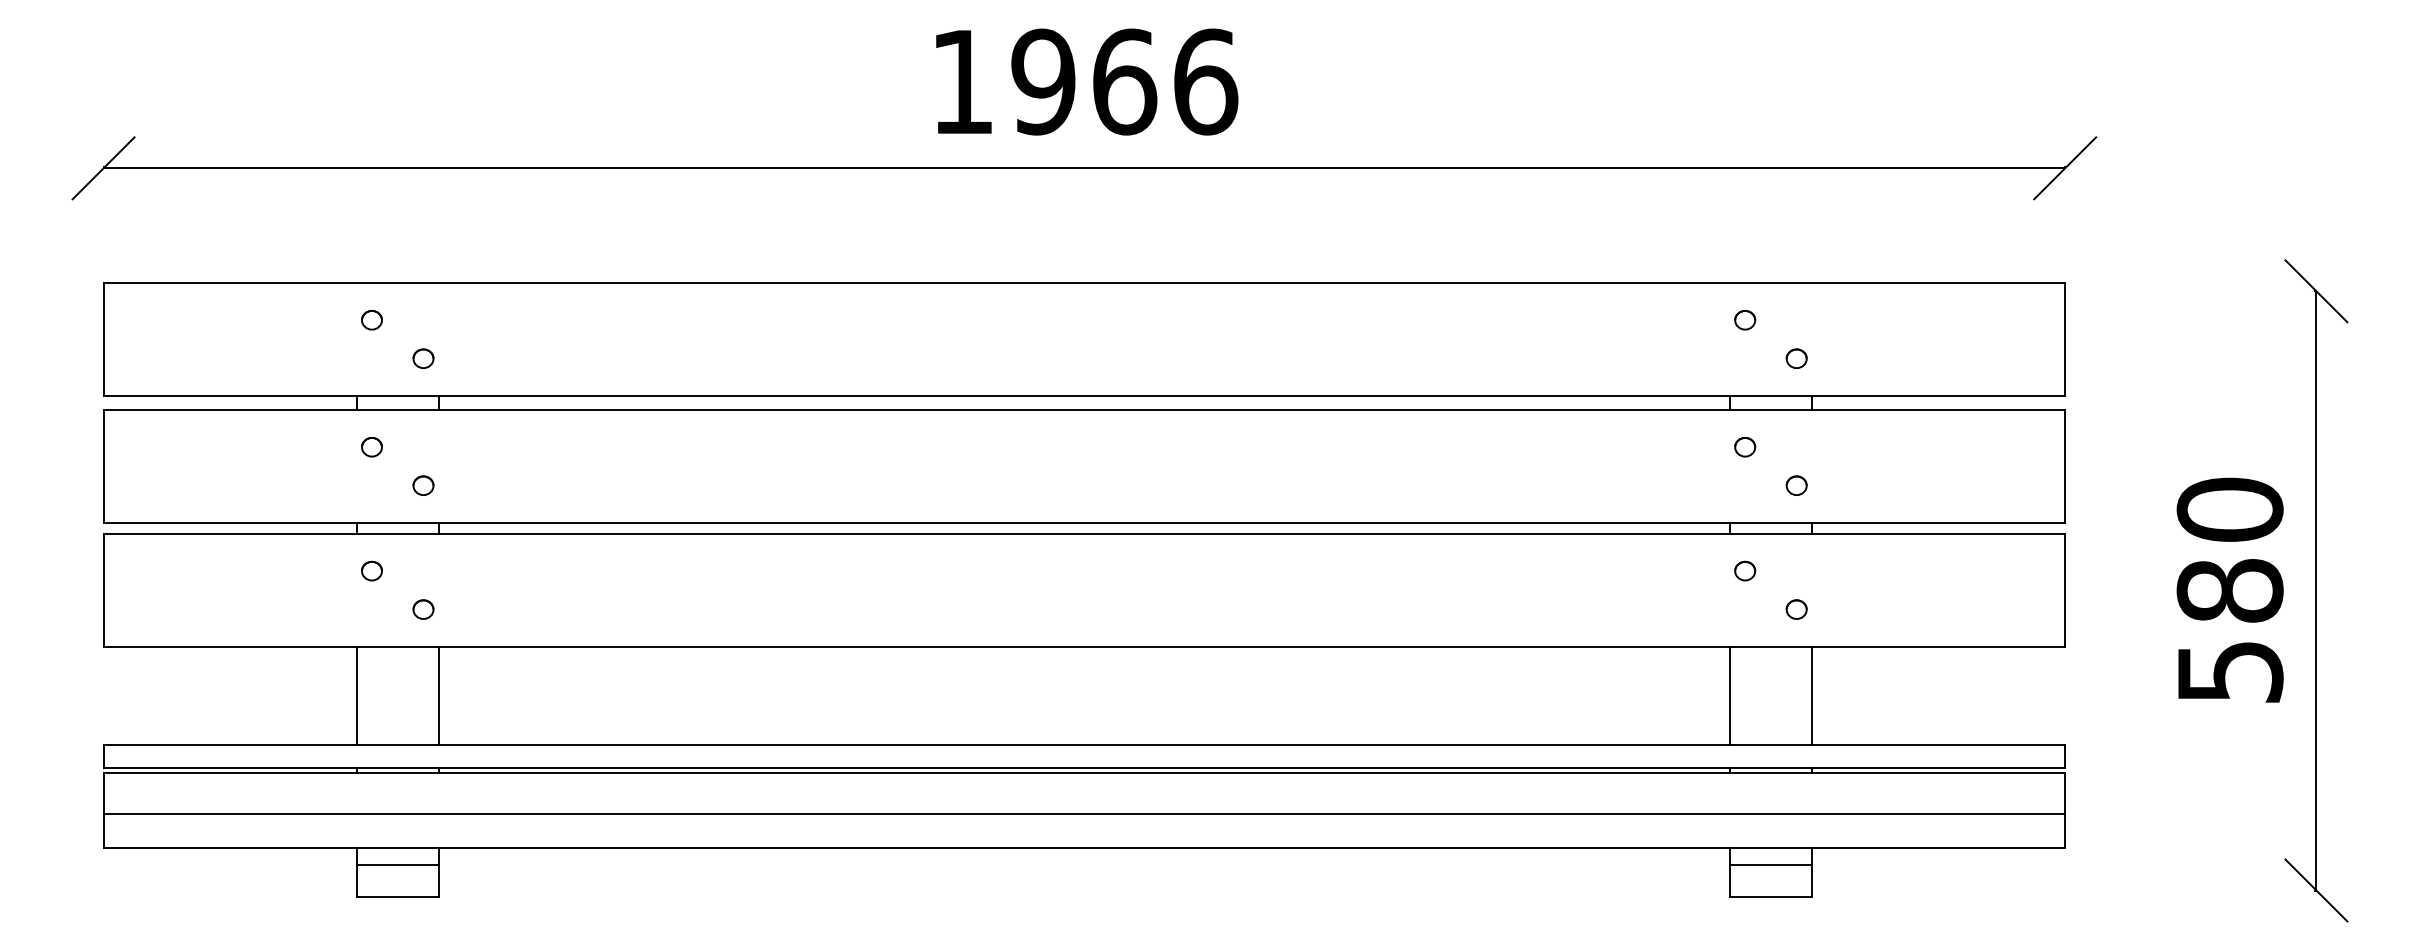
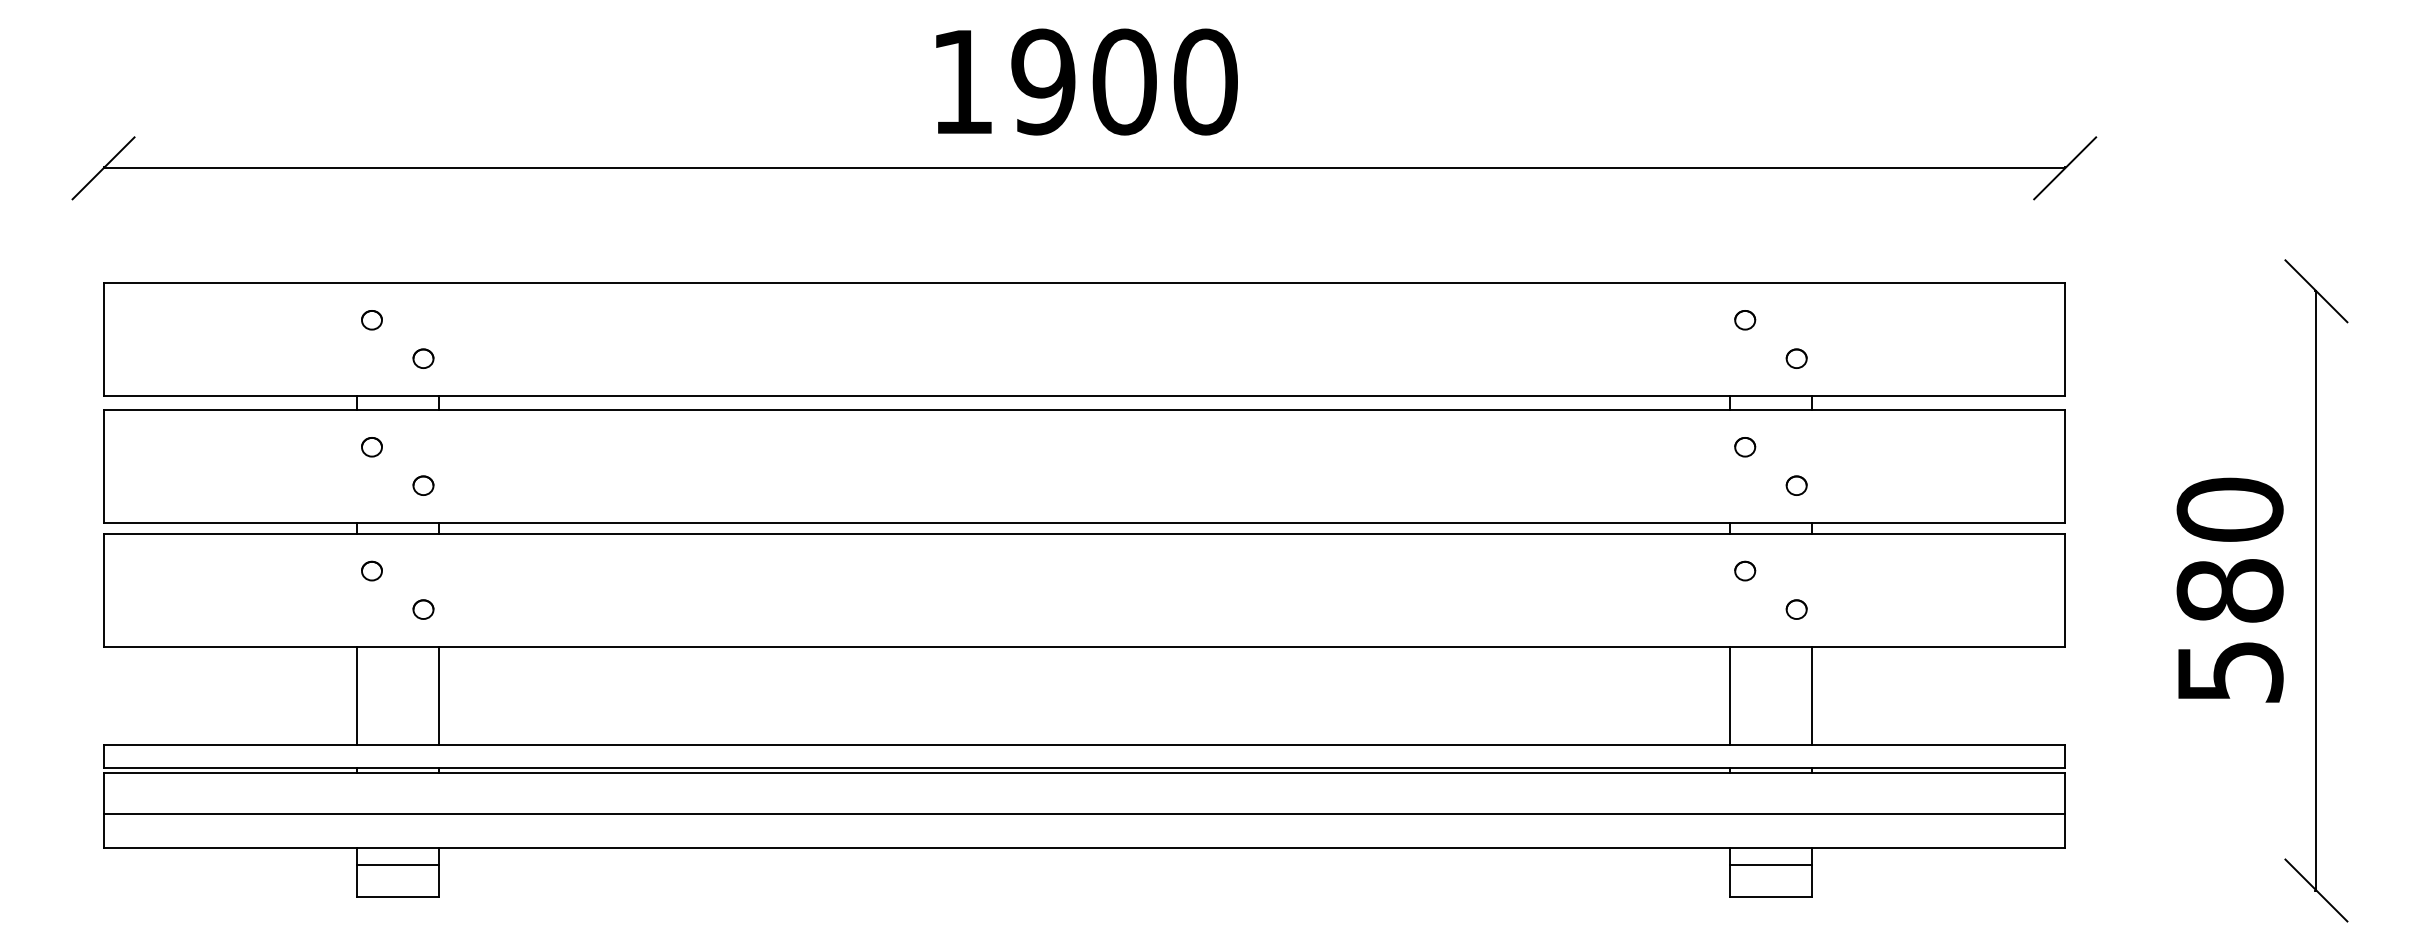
text: 1966 -> 1900 (1165, 81)
